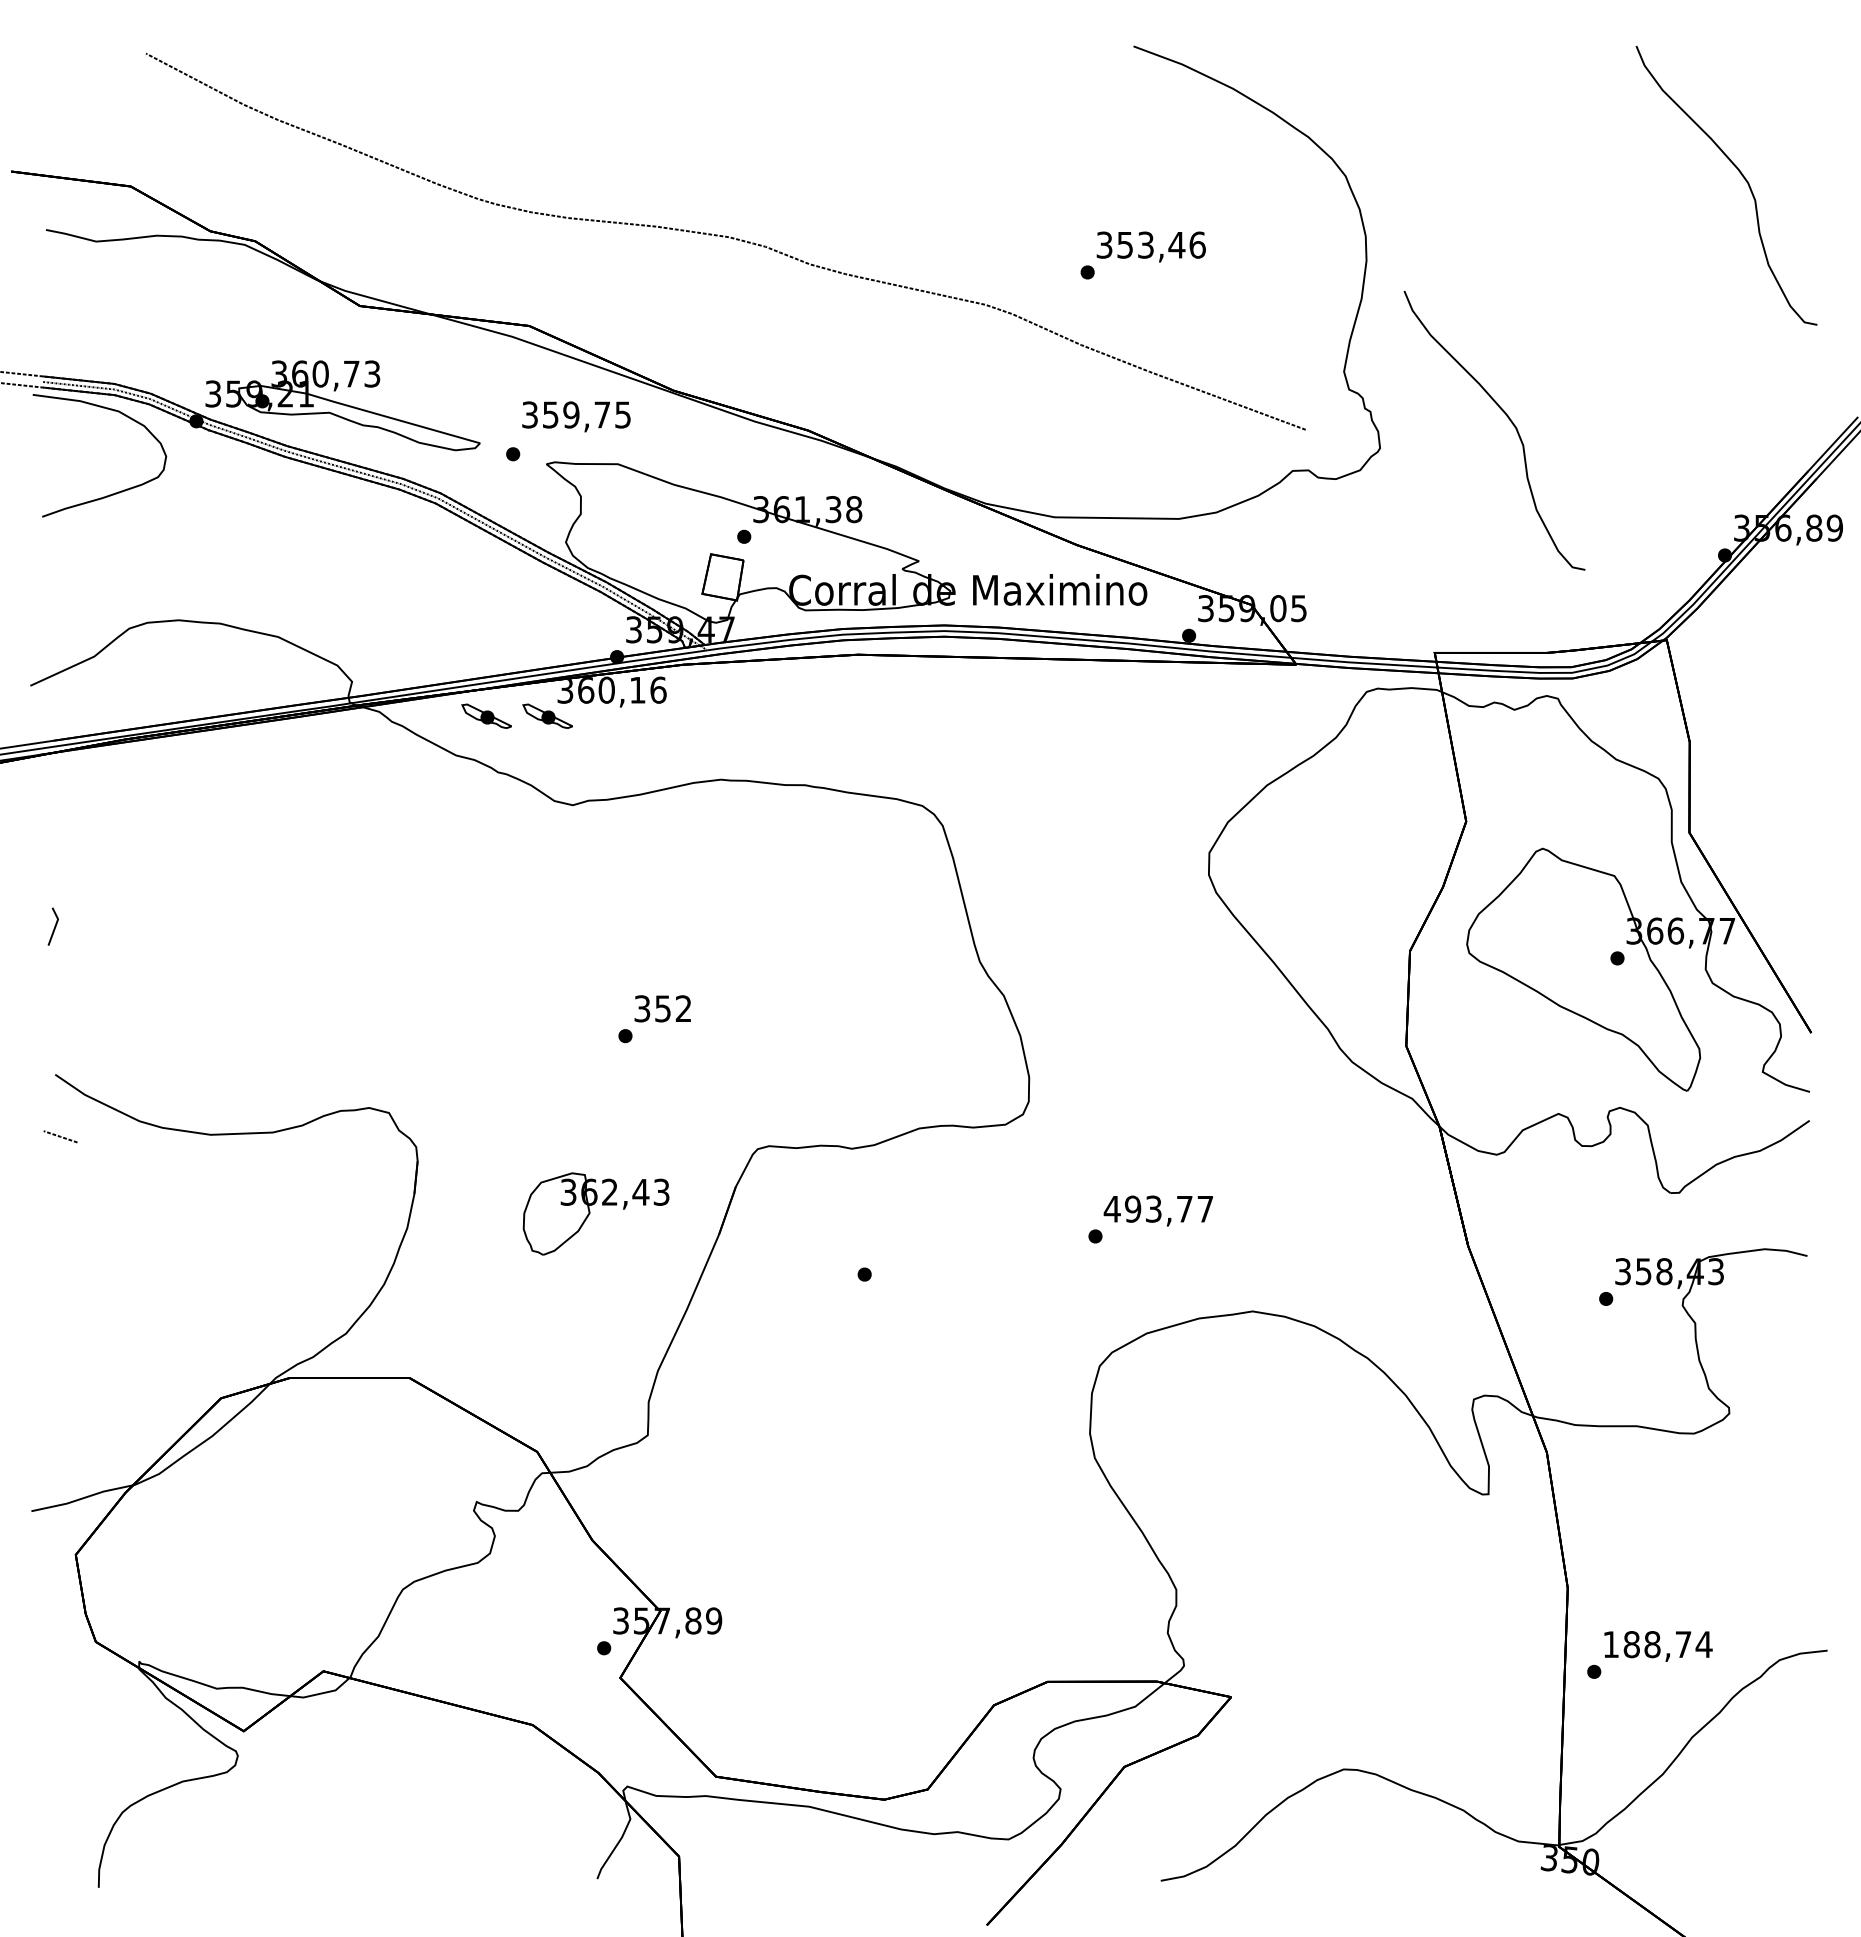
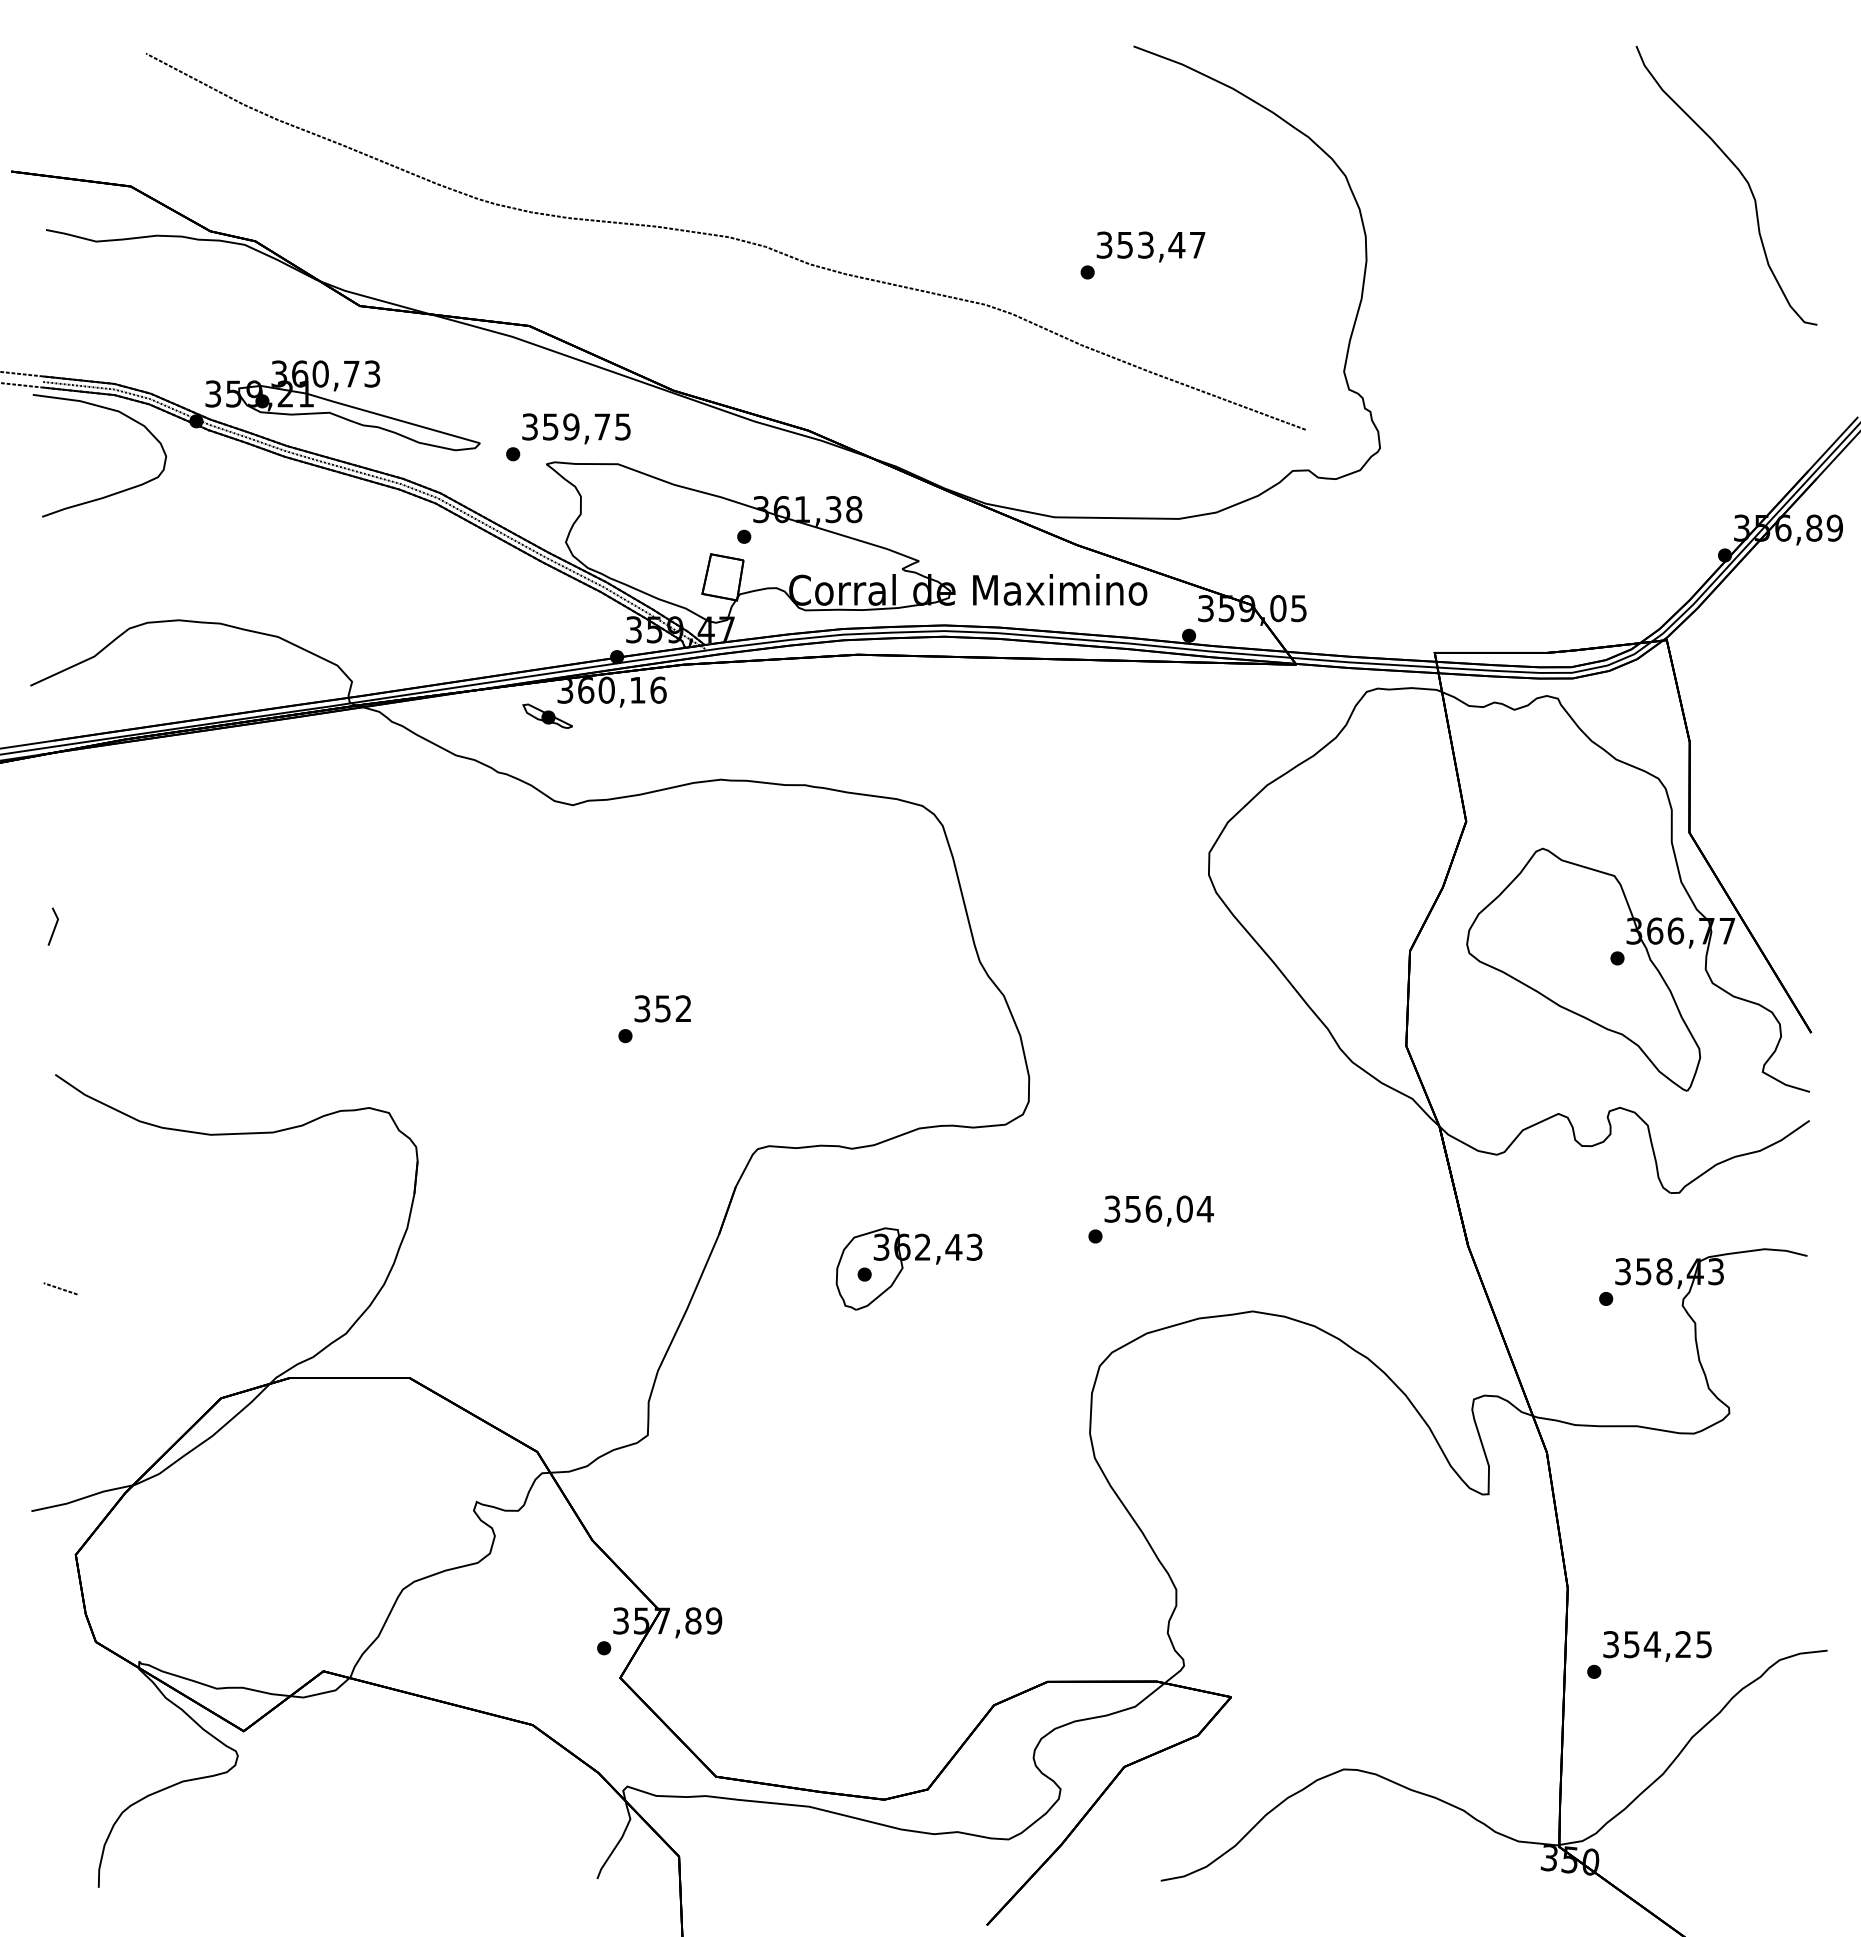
text: 353,46 -> 353,47 (1197, 244)
text position: (576, 416) -> (576, 428) (576, 428)
part: present -> none (1508, 419)
part: present -> none (486, 715)
line position: (60, 1136) -> (60, 1288) (60, 1288)
text: 493,77 -> 356,04 (1158, 1208)
part position: (595, 1213) -> (908, 1268) (908, 1268)
text: 188,74 -> 354,25 (1657, 1644)
